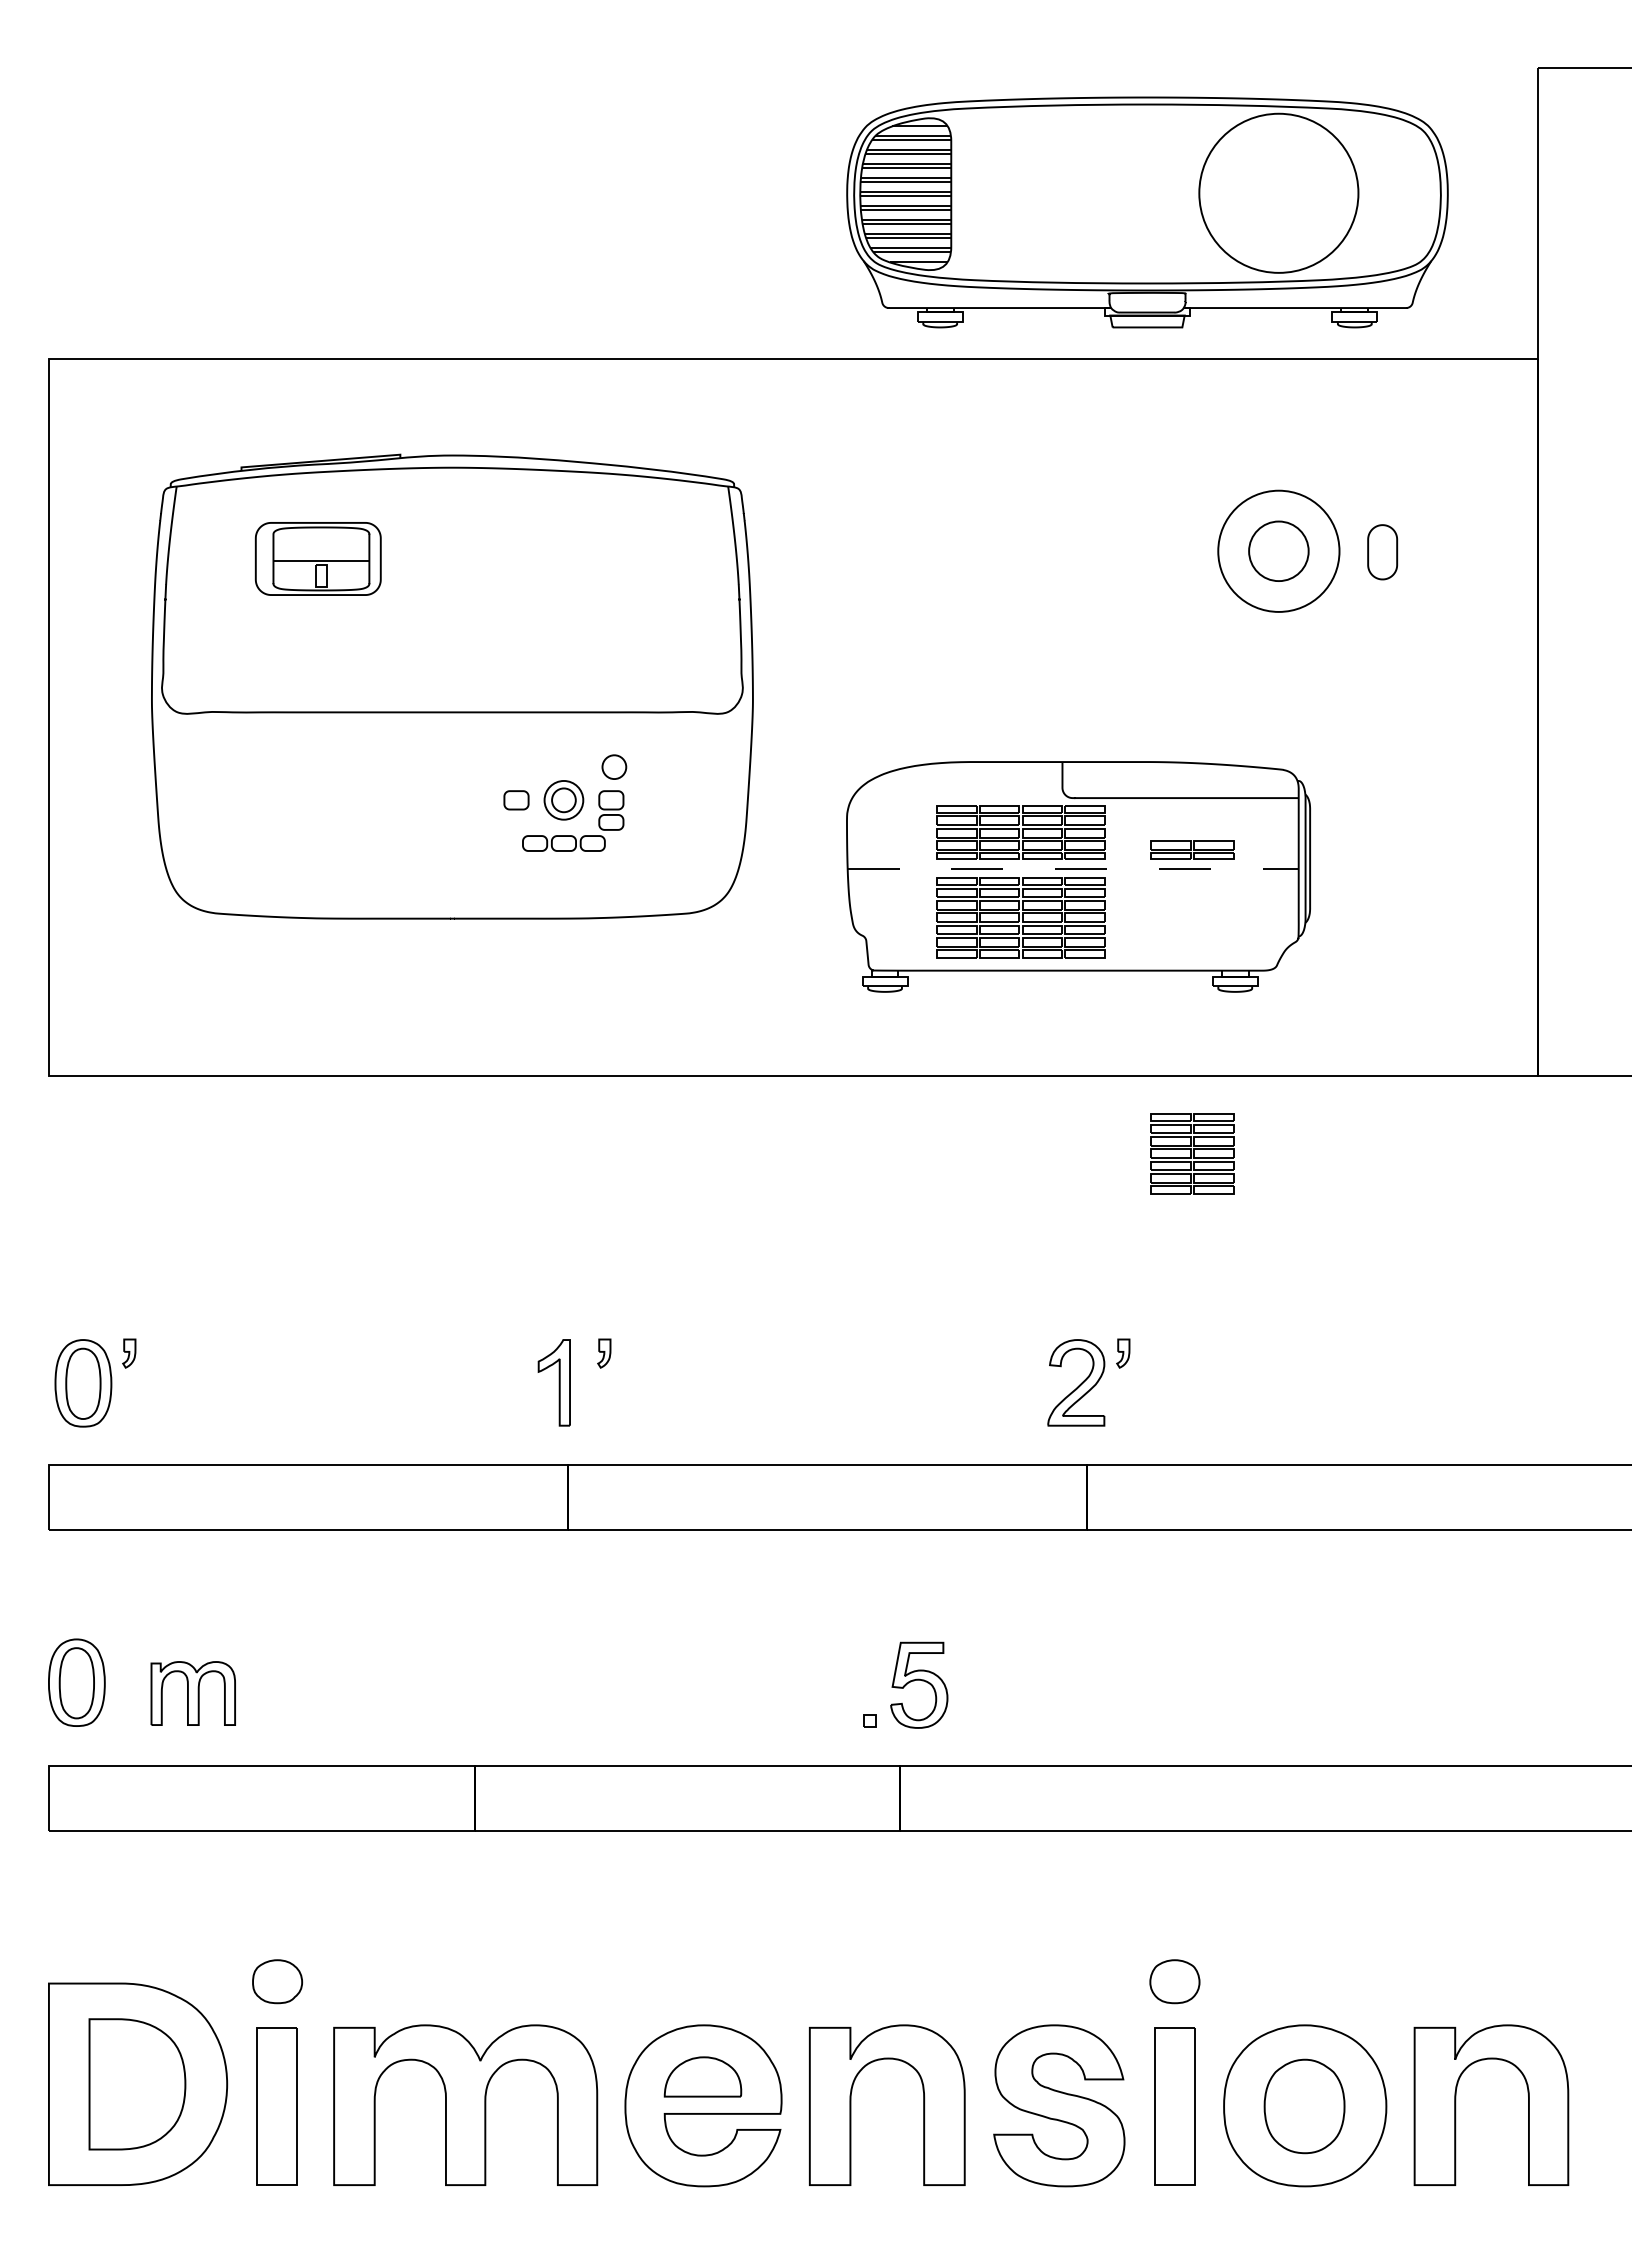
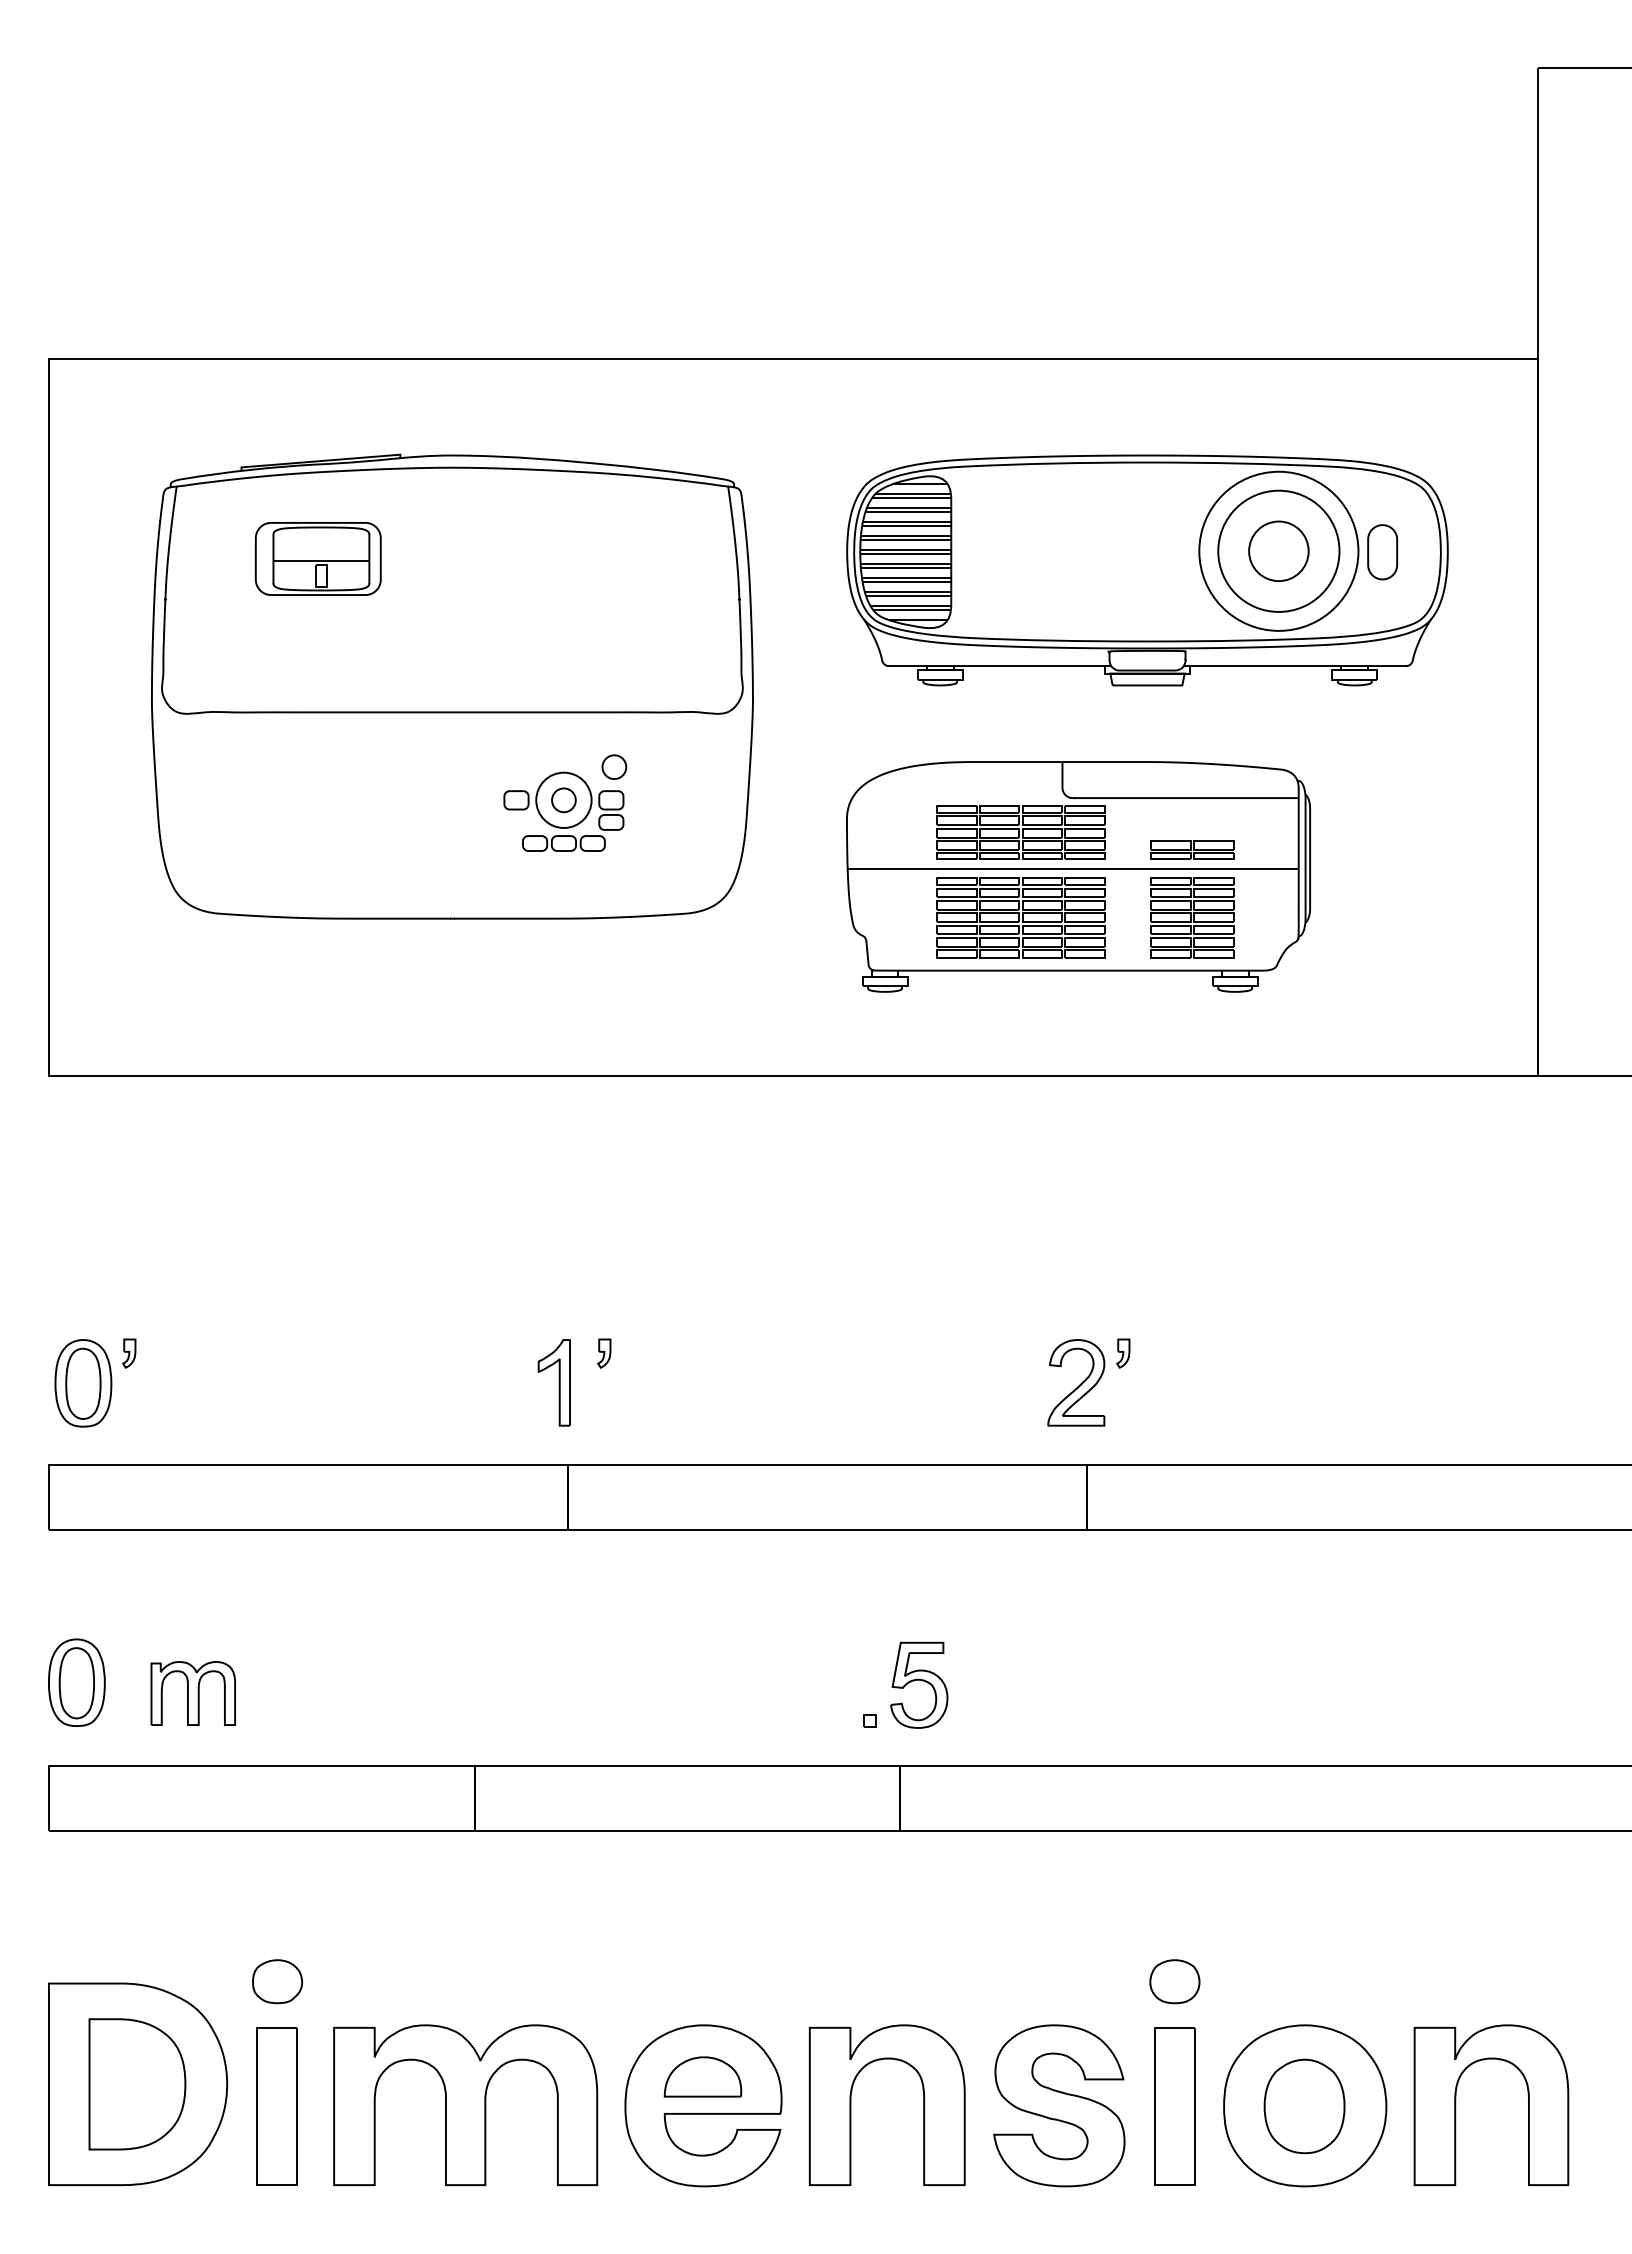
part position: (1147, 212) -> (1147, 570) (1147, 570)
circle diameter: 39 px -> 55 px (563, 800)
line: dashed -> solid (1073, 868)
part position: (1192, 1153) -> (1192, 917) (1192, 917)
